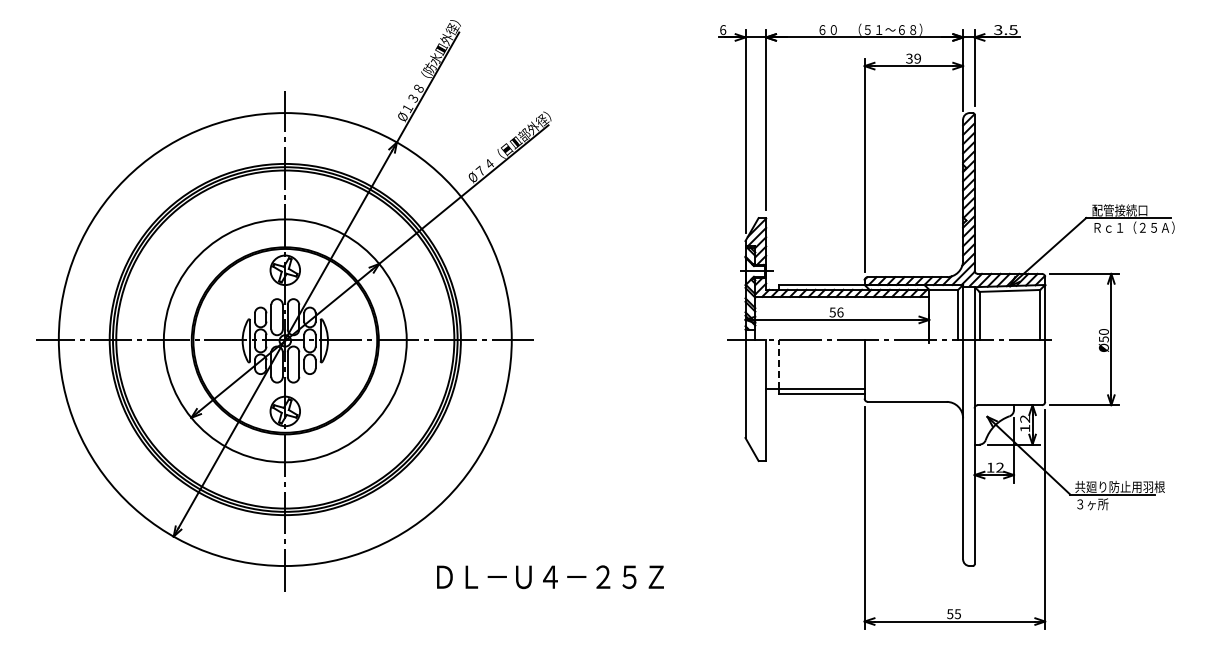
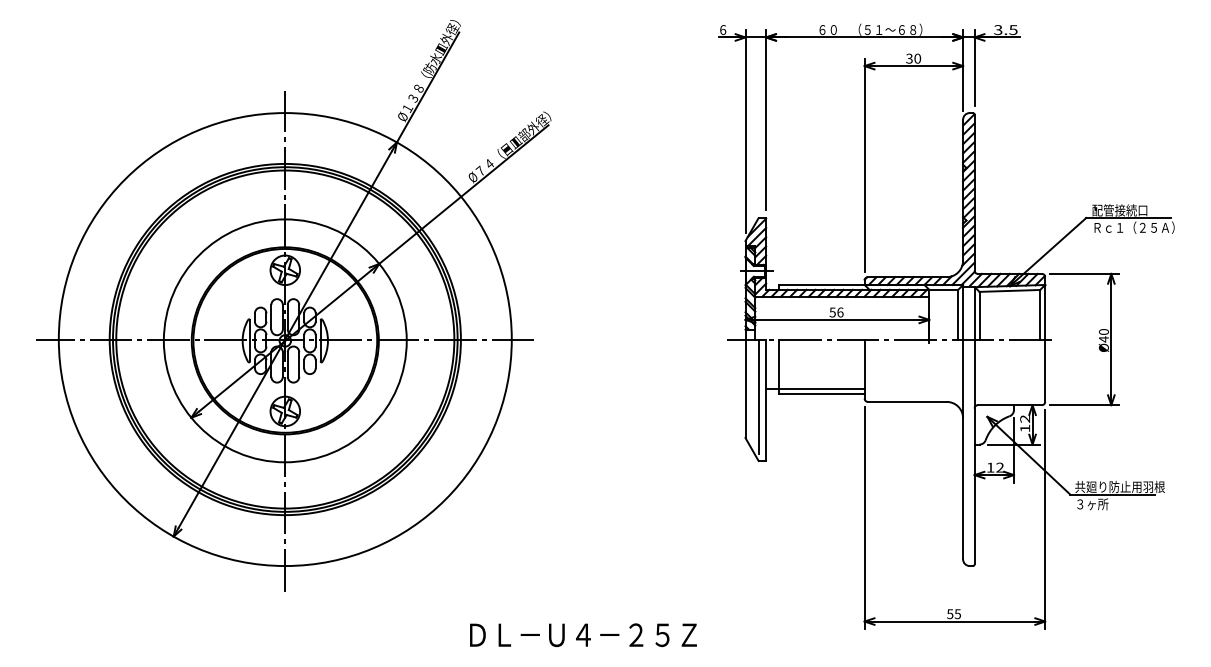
text: 39 -> 30 (917, 58)
text: Ø50 -> Ø40 (1103, 339)
line: dashed -> solid (779, 364)
line: none -> present (758, 396)
text position: (550, 577) -> (583, 635) (583, 635)
